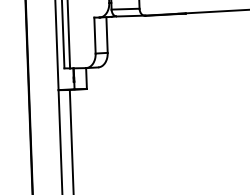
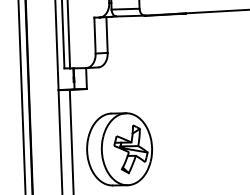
line: none -> present (21, 96)
part: none -> present (119, 149)
